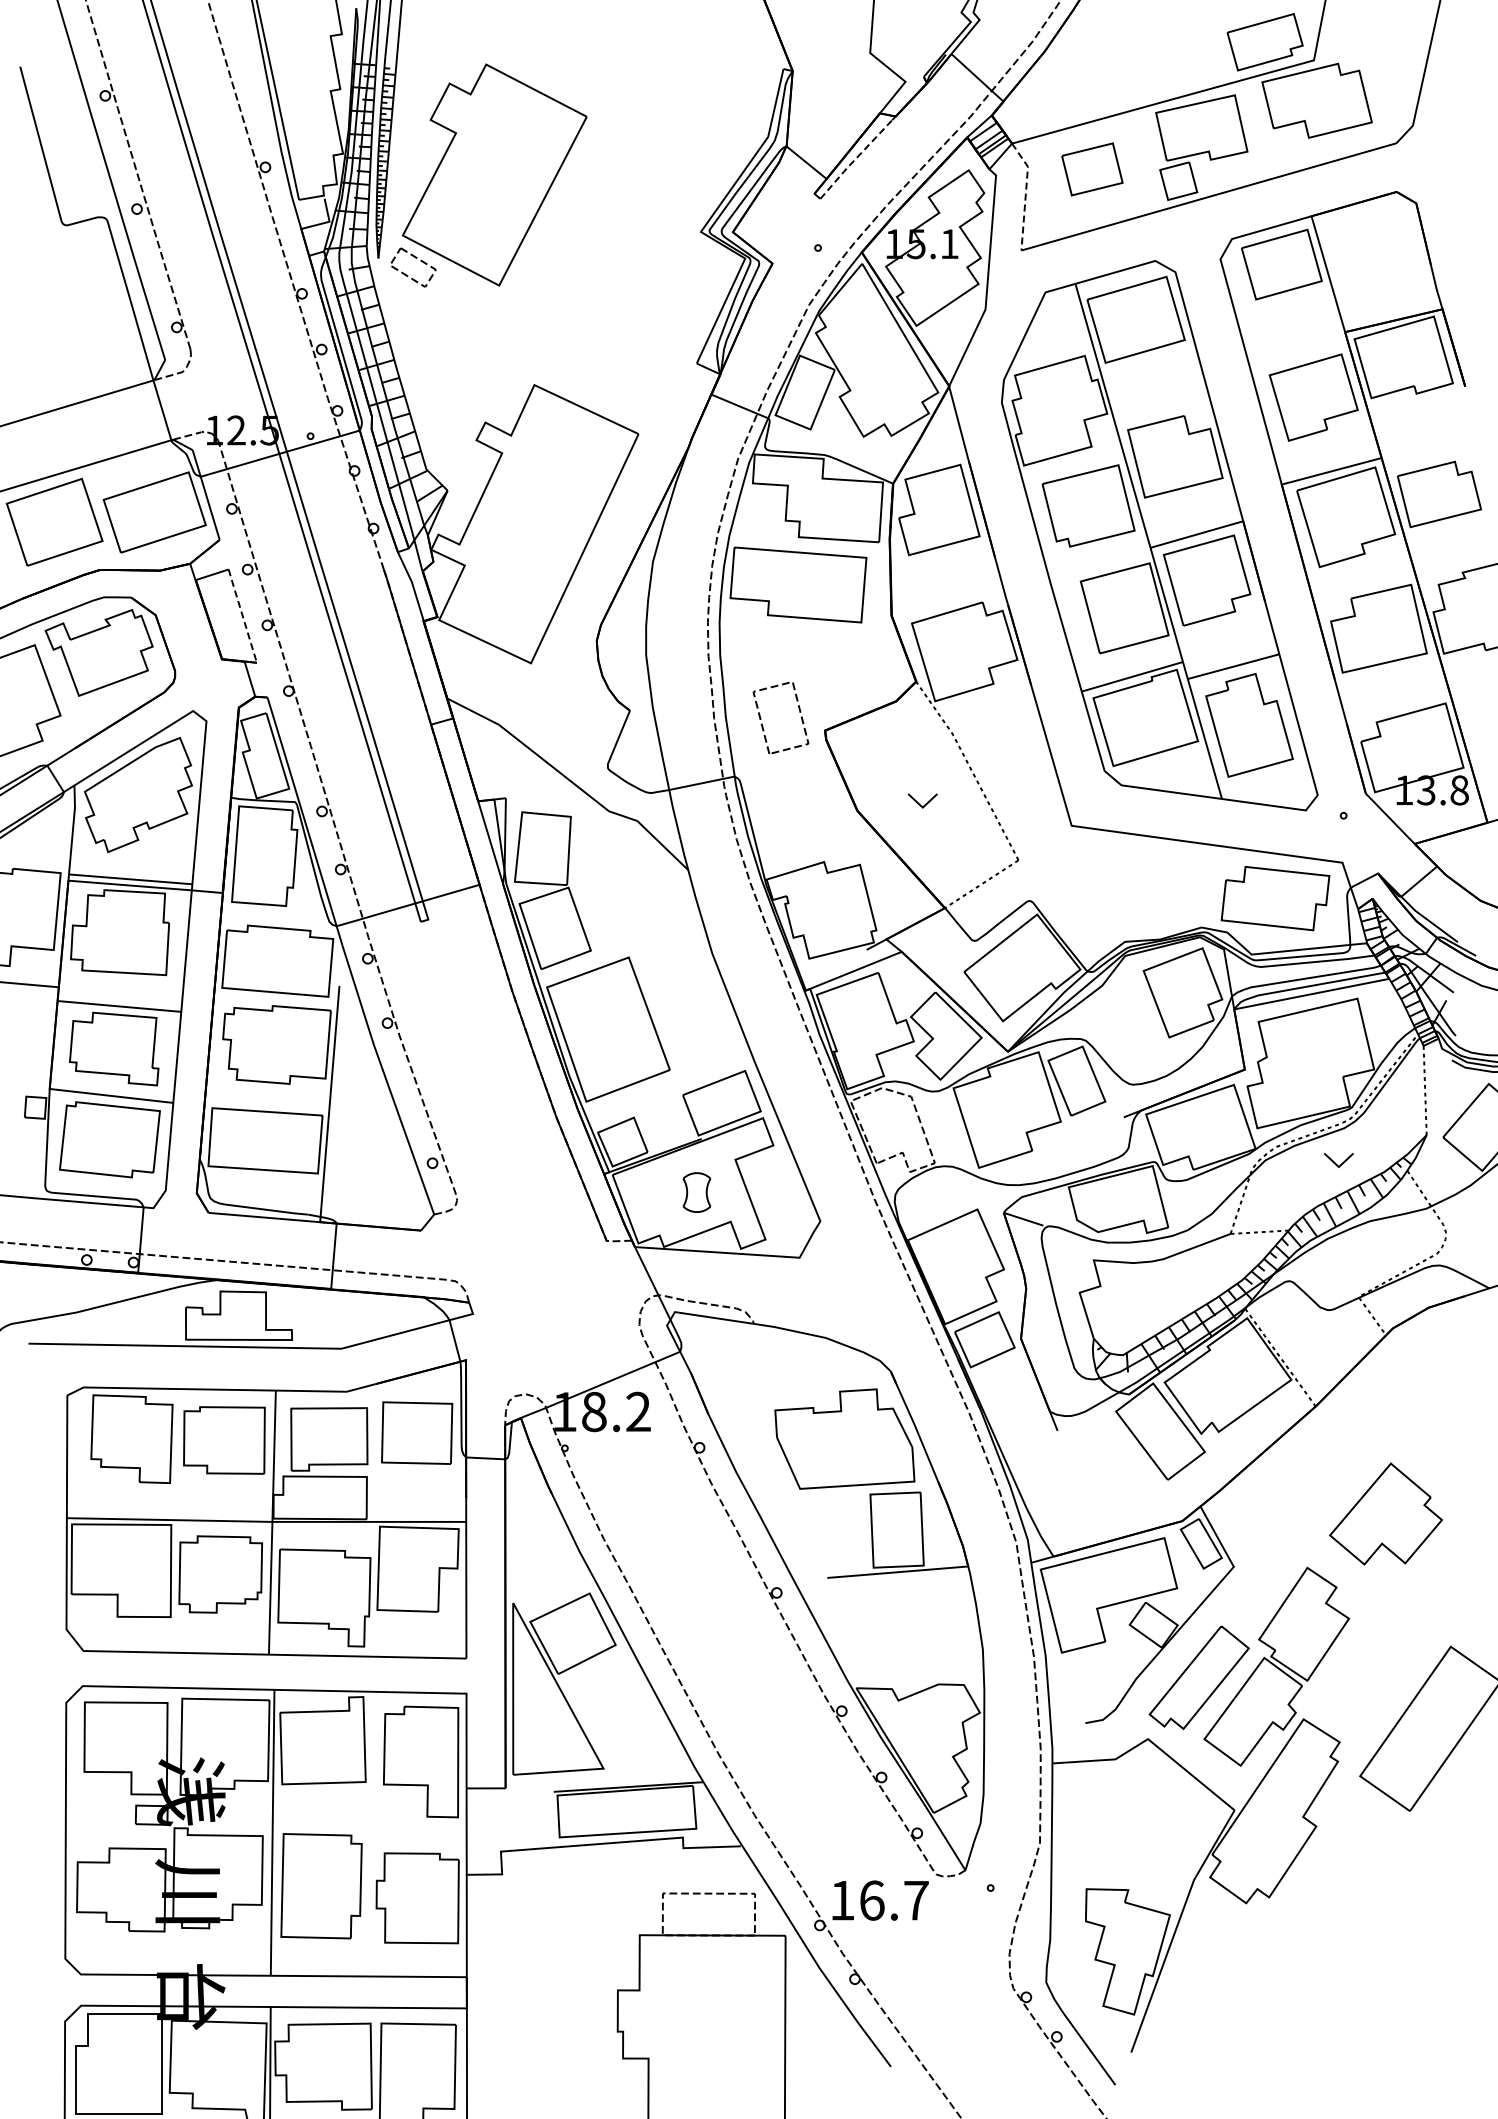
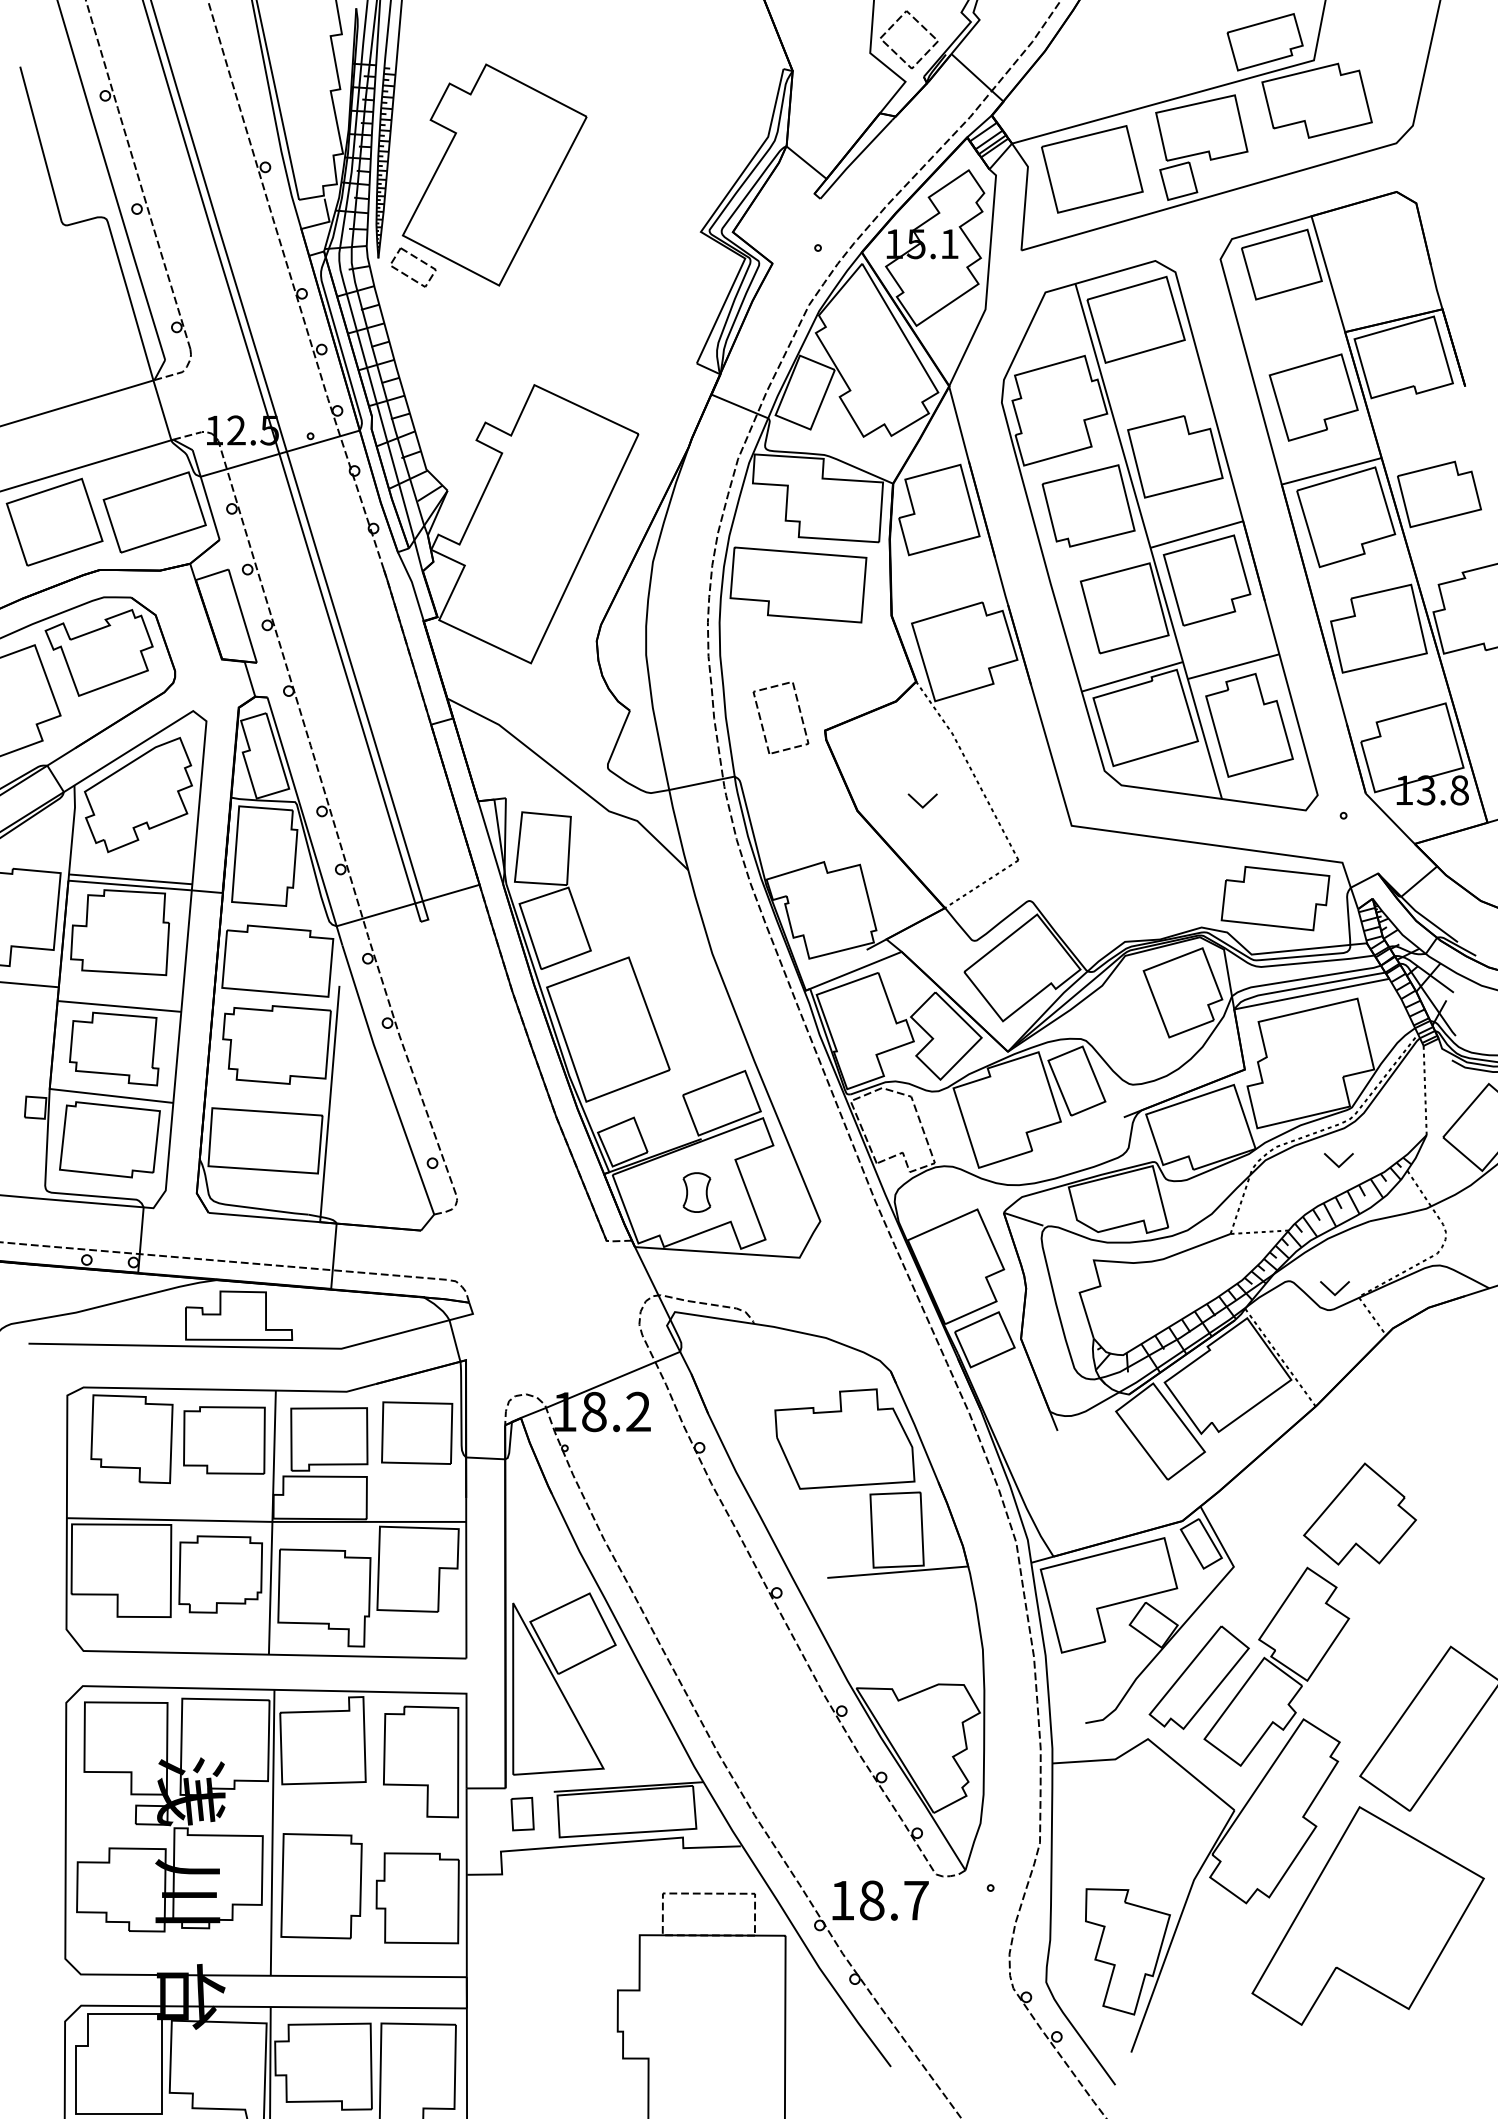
part: none -> present (921, 26)
line: dashed -> solid (855, 159)
part size: 63x55 px -> 103x89 px (1092, 169)
line: dashed -> solid (1025, 193)
line: dashed -> solid (242, 616)
part: none -> present (1334, 1288)
part position: (1385, 1513) -> (1359, 1513) (1359, 1513)
part: none -> present (522, 1814)
text: 16.7 -> 18.7 (872, 1900)
part: none -> present (1367, 1915)
